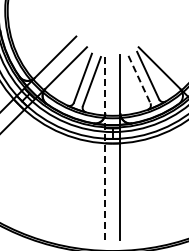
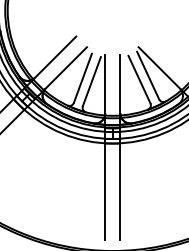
line: dashed -> solid (139, 80)
line: dashed -> solid (105, 147)
